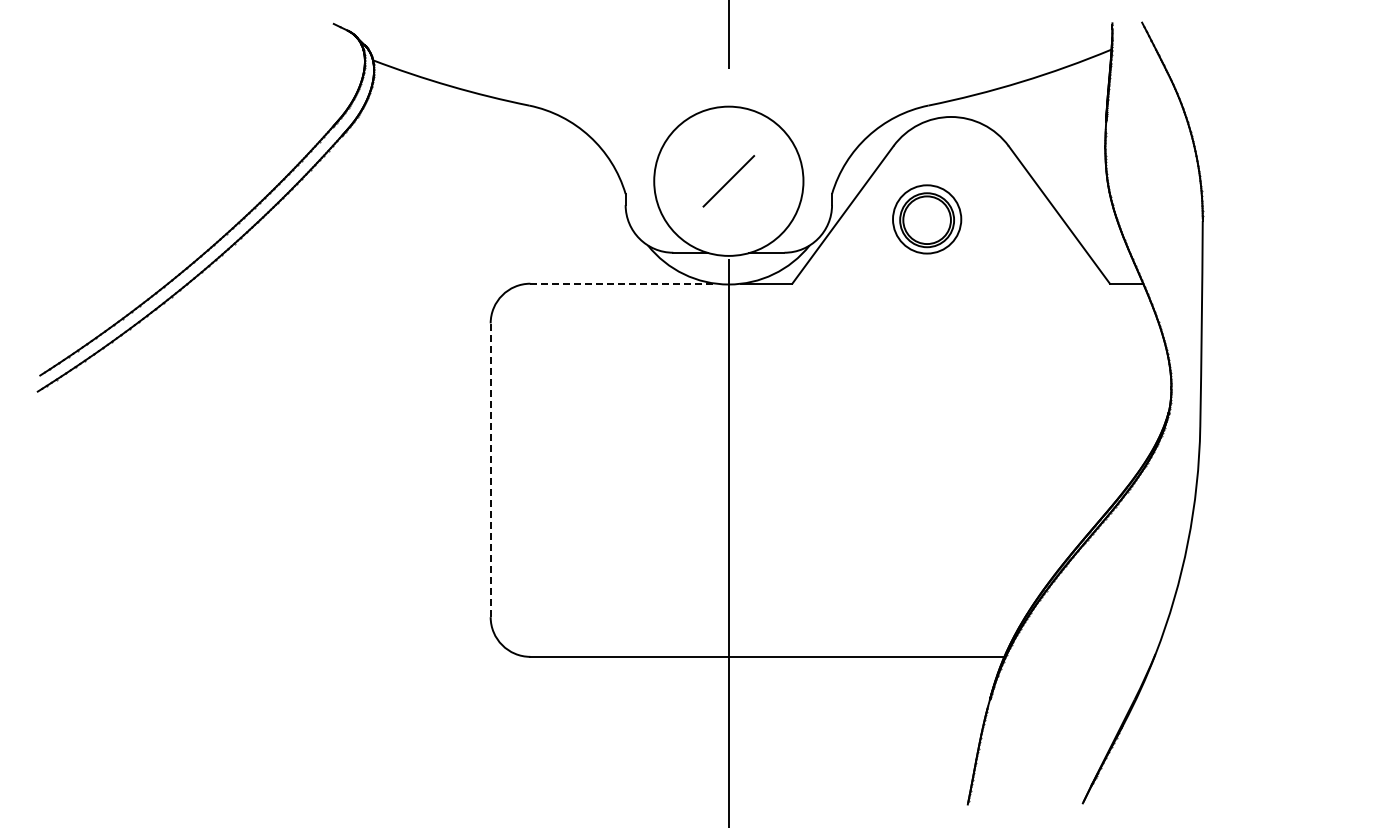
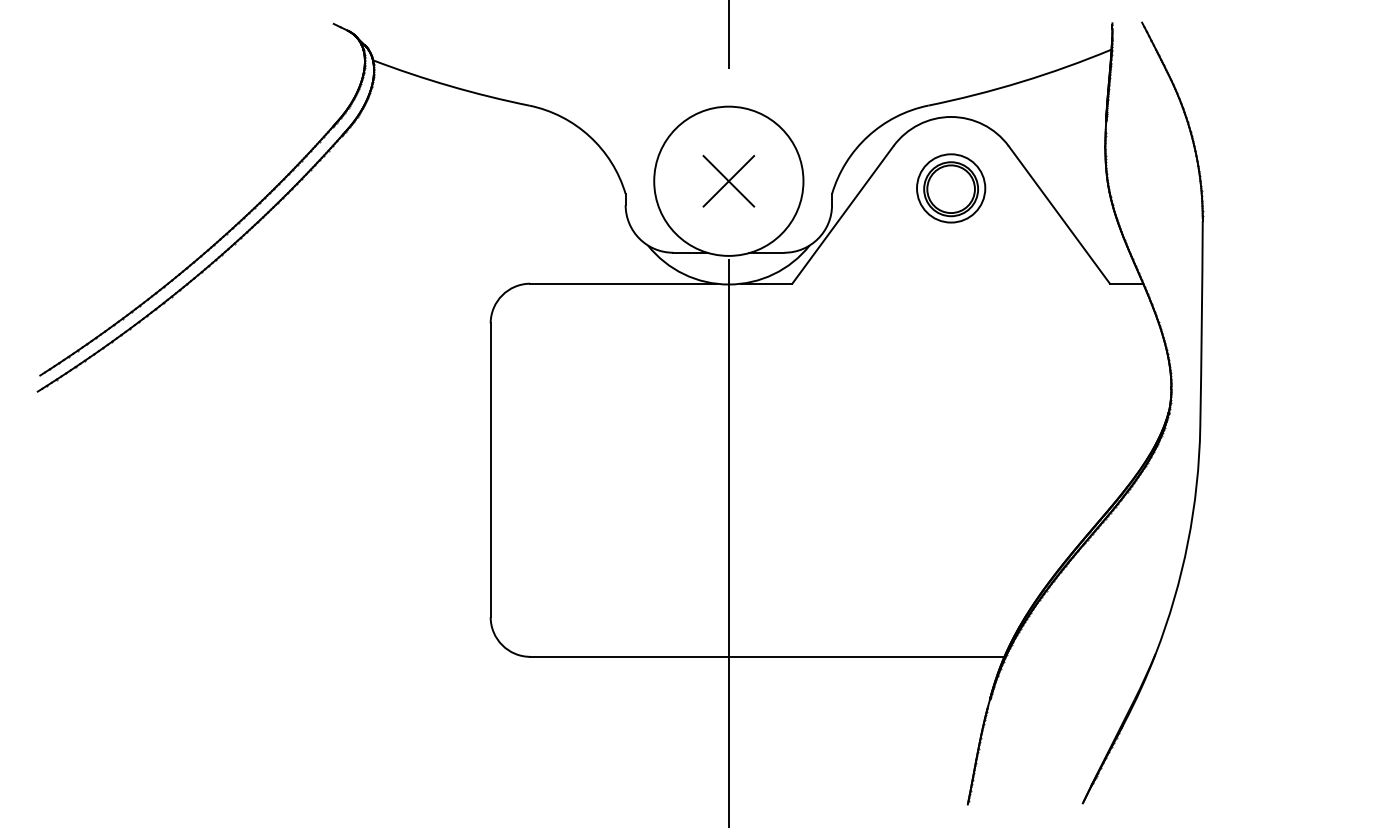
line: none -> present (728, 181)
part position: (927, 219) -> (951, 188) (951, 188)
line: dashed -> solid (624, 283)
line: dashed -> solid (490, 470)
